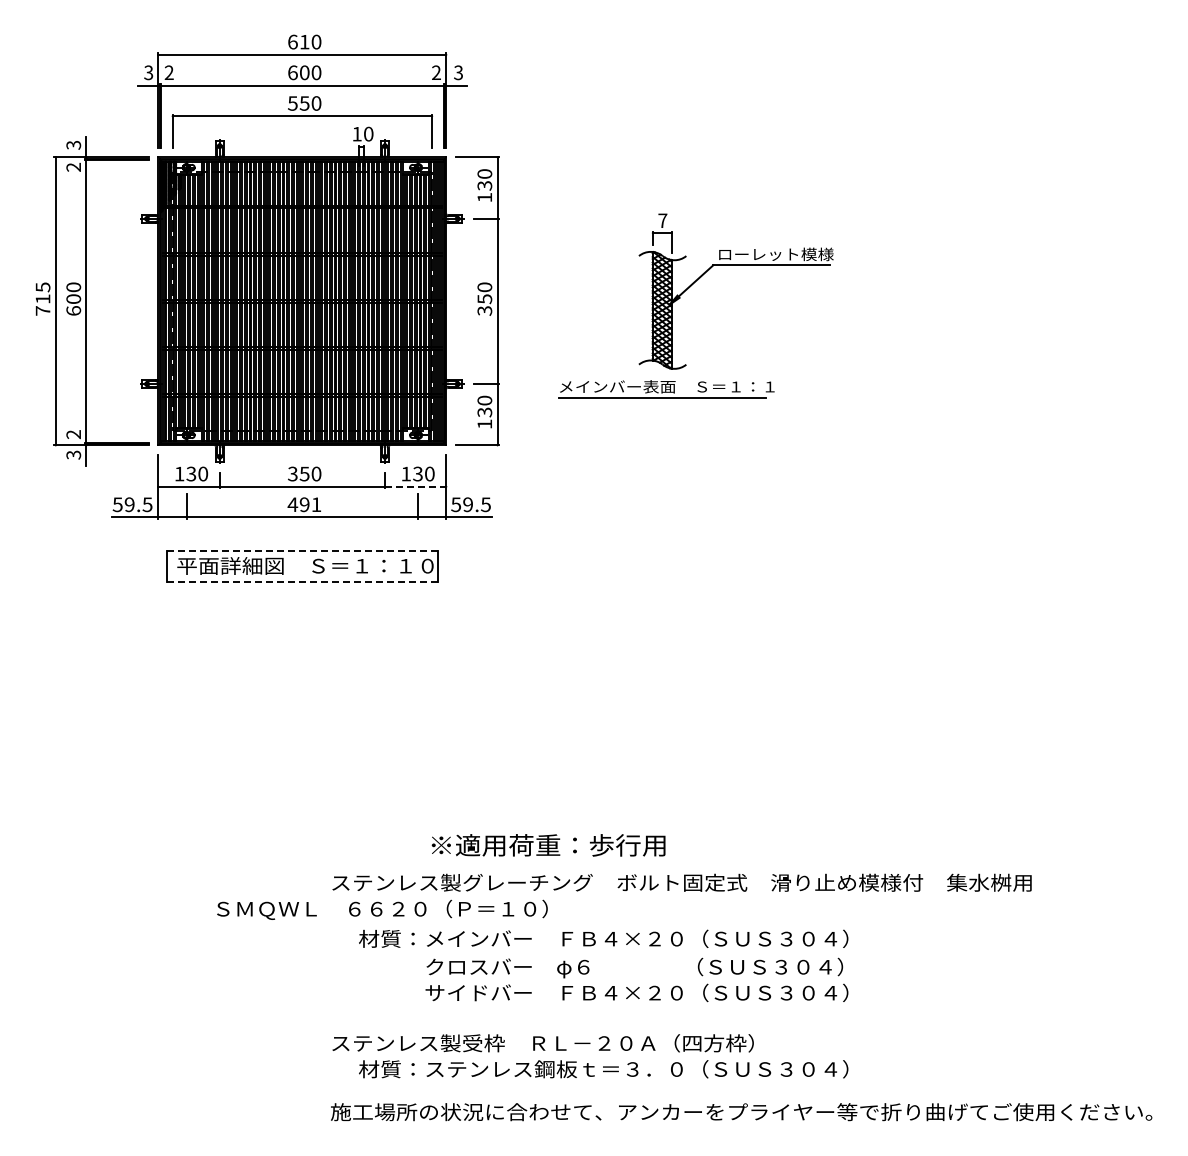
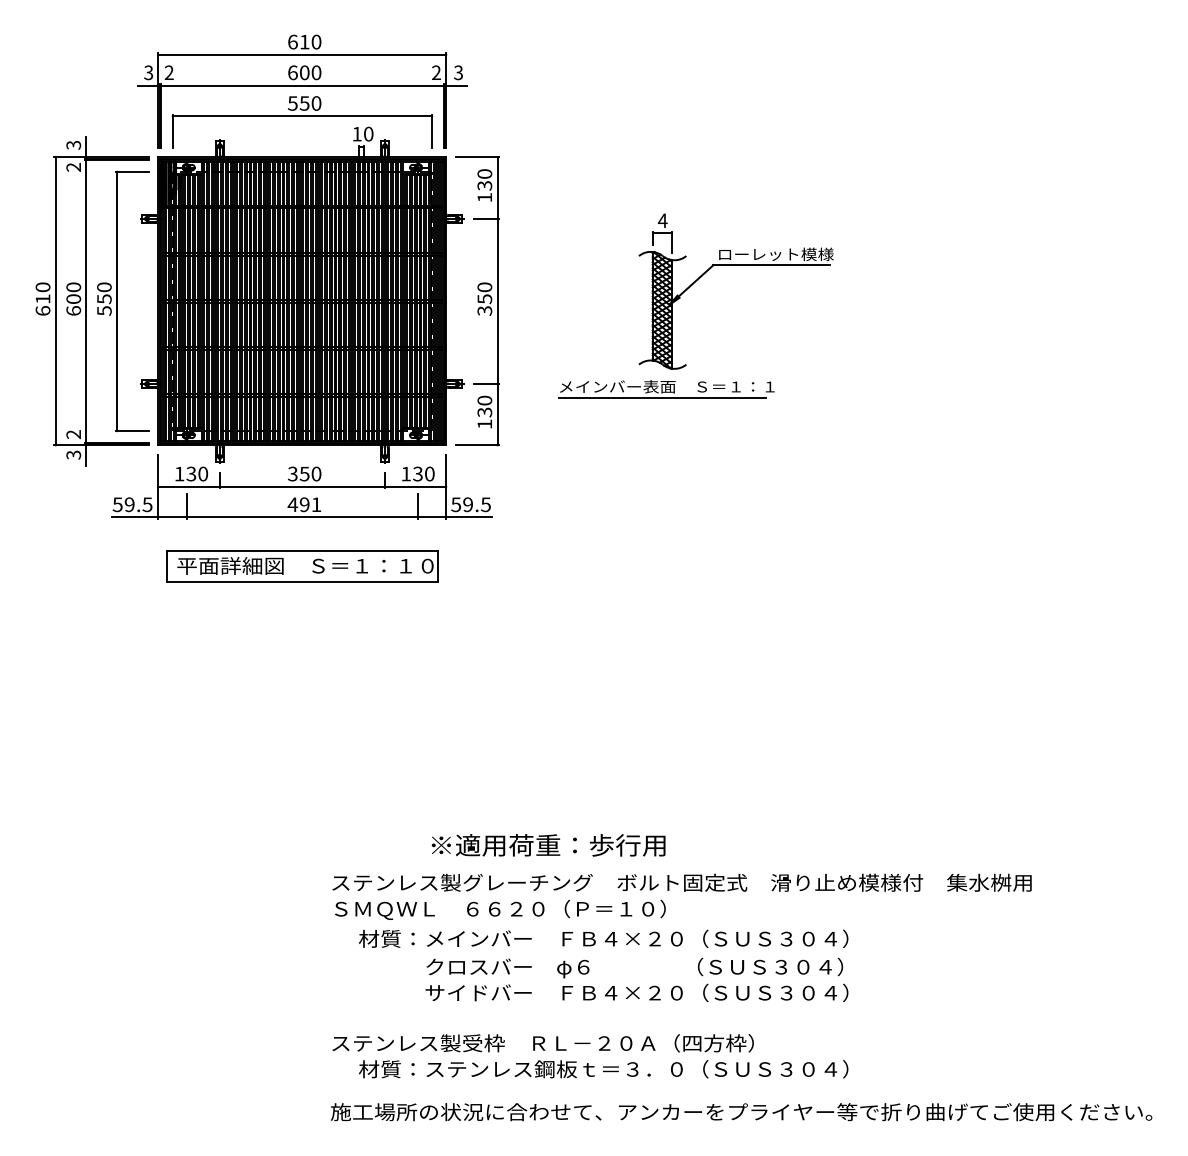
text: 7 -> 4 (662, 220)
text: 715 -> 610 (42, 298)
part: none -> present (123, 301)
line: dashed -> solid (415, 486)
line: dashed -> solid (302, 551)
line: dashed -> solid (302, 581)
text position: (382, 909) -> (500, 909) (500, 909)
